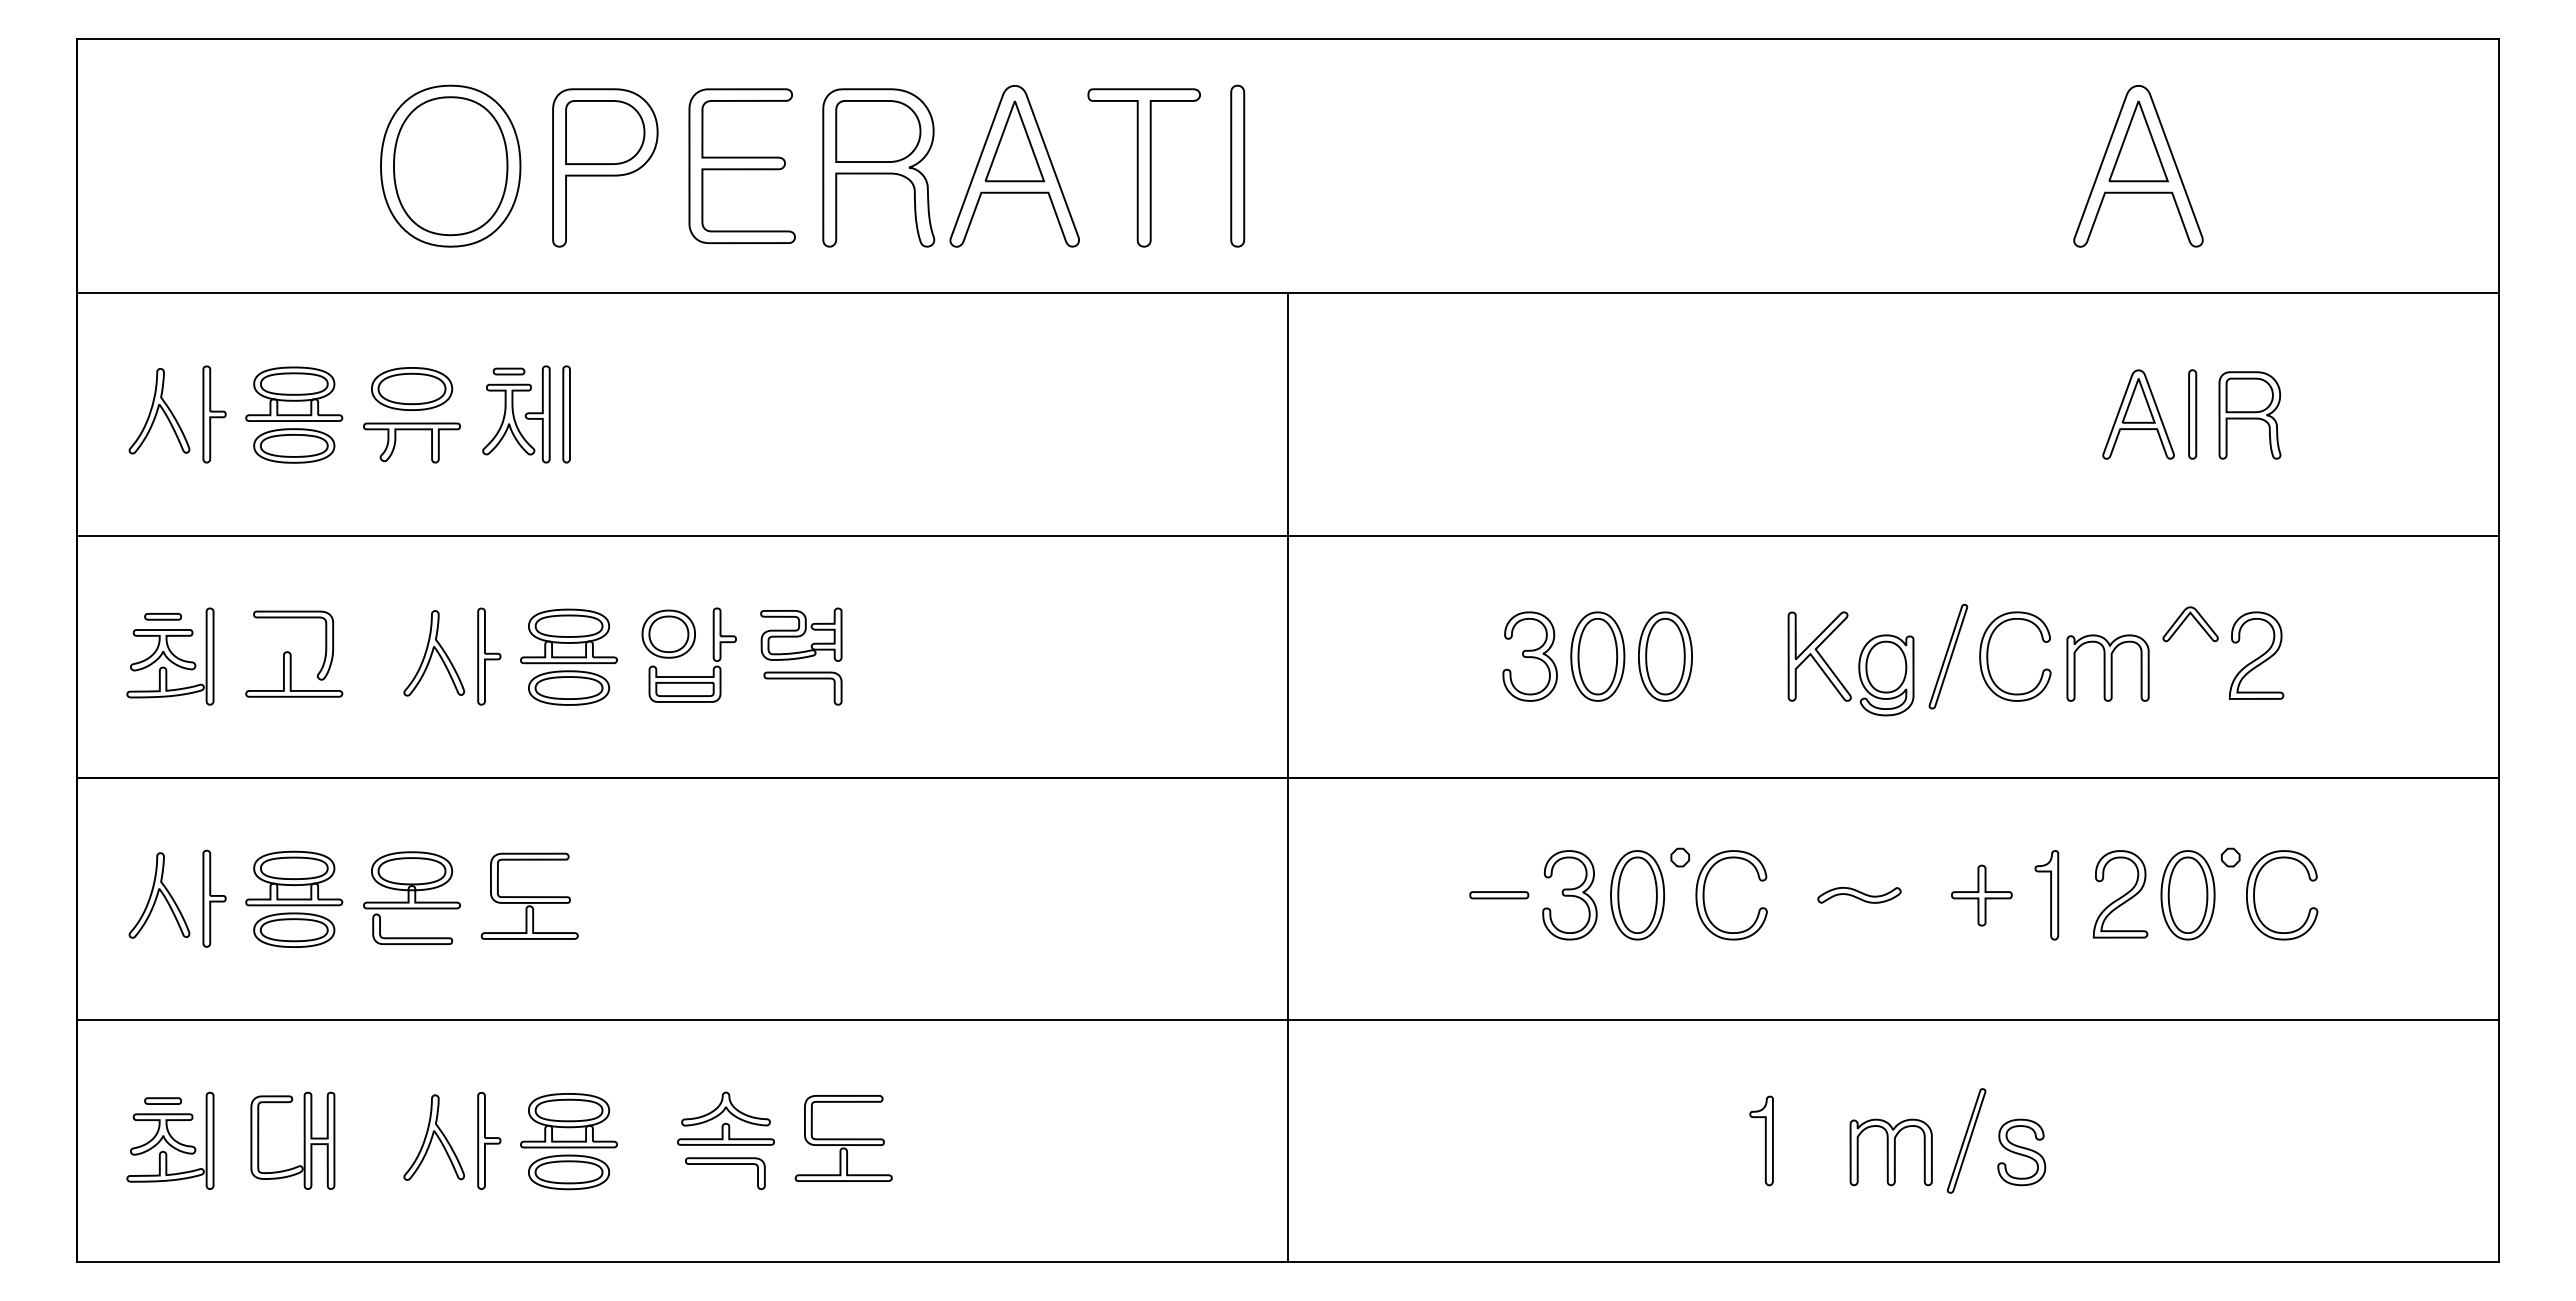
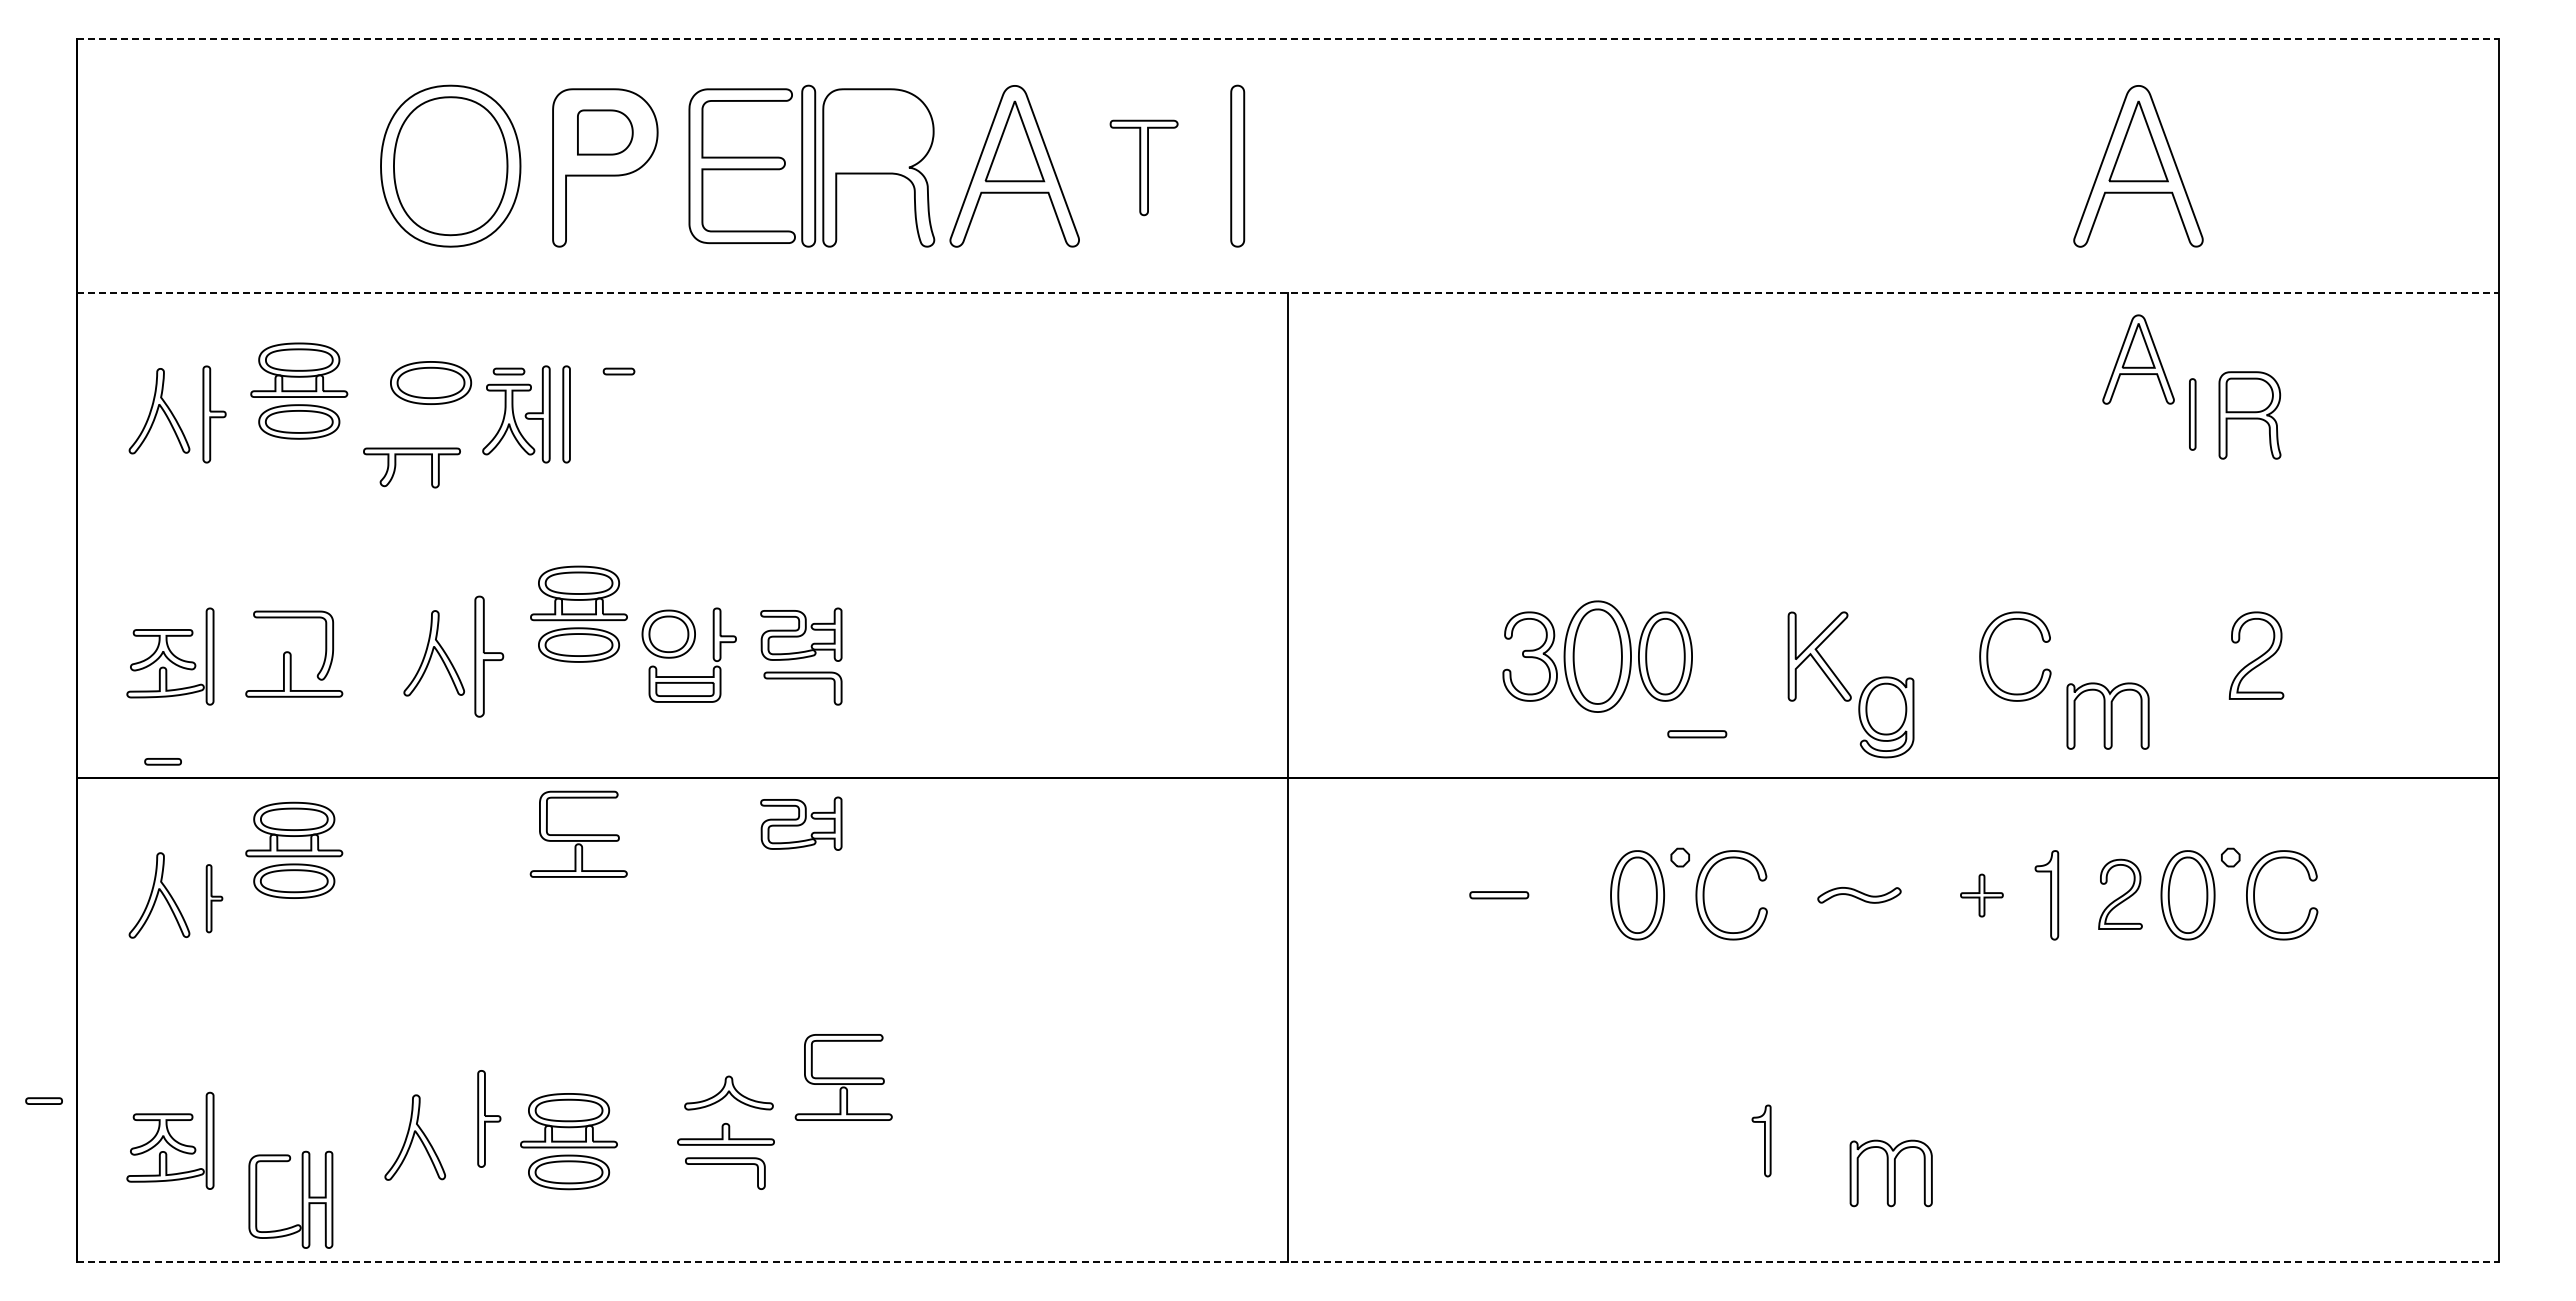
line: solid -> dashed (1287, 38)
part: present -> none (878, 131)
part size: 81x65 px -> 57x47 px (605, 132)
part: none -> present (808, 165)
part size: 114x160 px -> 70x98 px (1143, 167)
line: solid -> dashed (1287, 293)
part: none -> present (618, 371)
part position: (412, 388) -> (431, 382) (431, 382)
part position: (294, 414) -> (299, 390) (299, 390)
part position: (2138, 414) -> (2138, 359) (2138, 359)
part size: 10x91 px -> 8x73 px (2192, 414)
part position: (411, 430) -> (411, 455) (411, 455)
line: present -> none (1287, 535)
part position: (162, 616) -> (162, 761) (162, 761)
part: present -> none (2186, 619)
part size: 25x99 px -> 31x123 px (489, 656)
part position: (568, 656) -> (578, 613) (578, 613)
part size: 56x91 px -> 69x113 px (1597, 656)
part: present -> none (1948, 656)
part position: (2107, 667) -> (2107, 715) (2107, 715)
part position: (1886, 675) -> (1886, 717) (1886, 717)
part: none -> present (1697, 734)
part: none -> present (801, 823)
part size: 57x89 px -> 45x72 px (2120, 893)
part position: (529, 895) -> (578, 833) (578, 833)
part: present -> none (1569, 895)
part size: 62x63 px -> 44x45 px (1981, 895)
part: present -> none (411, 897)
part size: 25x99 px -> 19x70 px (214, 898)
part position: (294, 898) -> (294, 849) (294, 849)
line: present -> none (1287, 1019)
part position: (162, 1100) -> (43, 1100) (43, 1100)
part position: (725, 1108) -> (728, 1092) (728, 1092)
part position: (433, 1137) -> (414, 1137) (414, 1137)
part position: (843, 1138) -> (843, 1077) (843, 1077)
part position: (303, 1140) -> (301, 1199) (301, 1199)
part position: (489, 1140) -> (489, 1118) (489, 1118)
part size: 25x92 px -> 21x74 px (1761, 1140)
part: present -> none (1966, 1140)
part position: (1890, 1152) -> (1890, 1173) (1890, 1173)
part: present -> none (2021, 1152)
line: solid -> dashed (1287, 1262)
